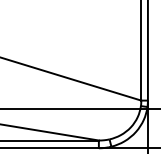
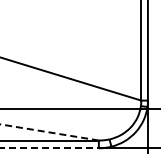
line: solid -> dashed (49, 132)
line: solid -> dashed (49, 148)
